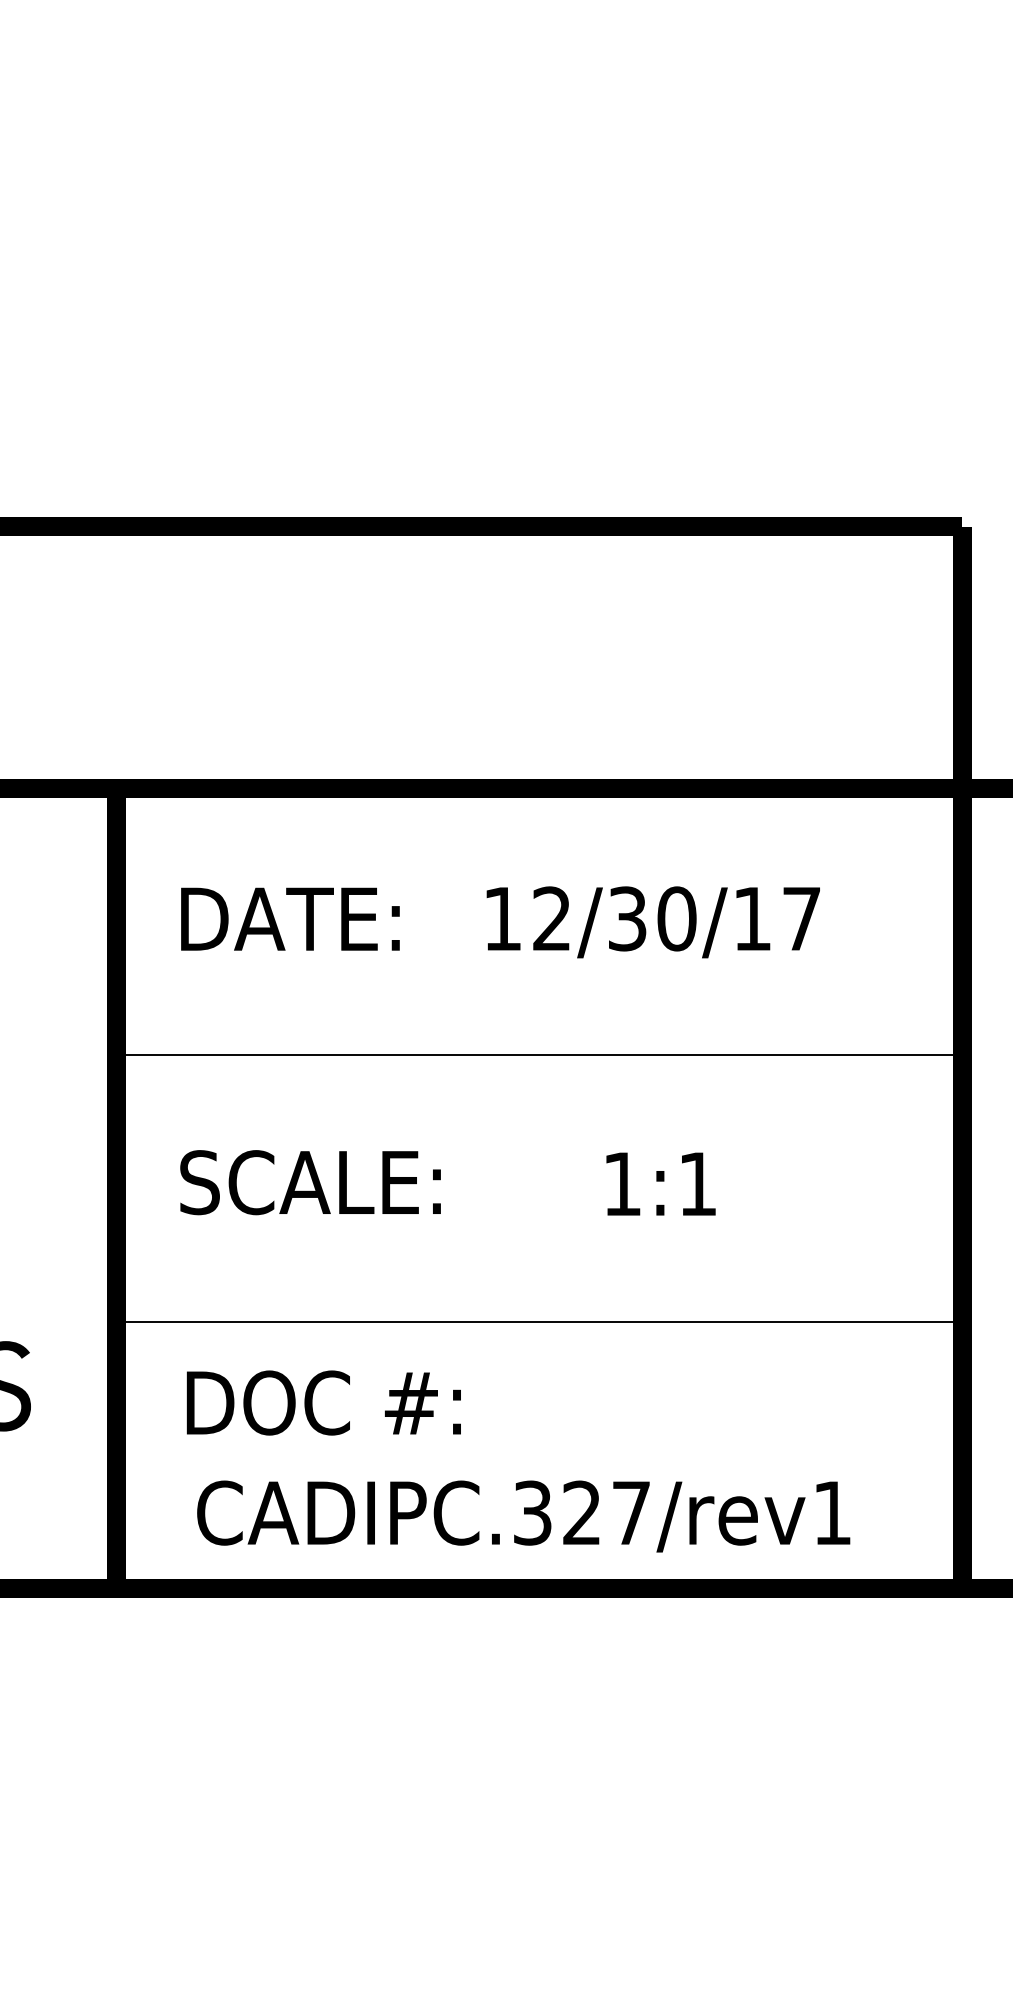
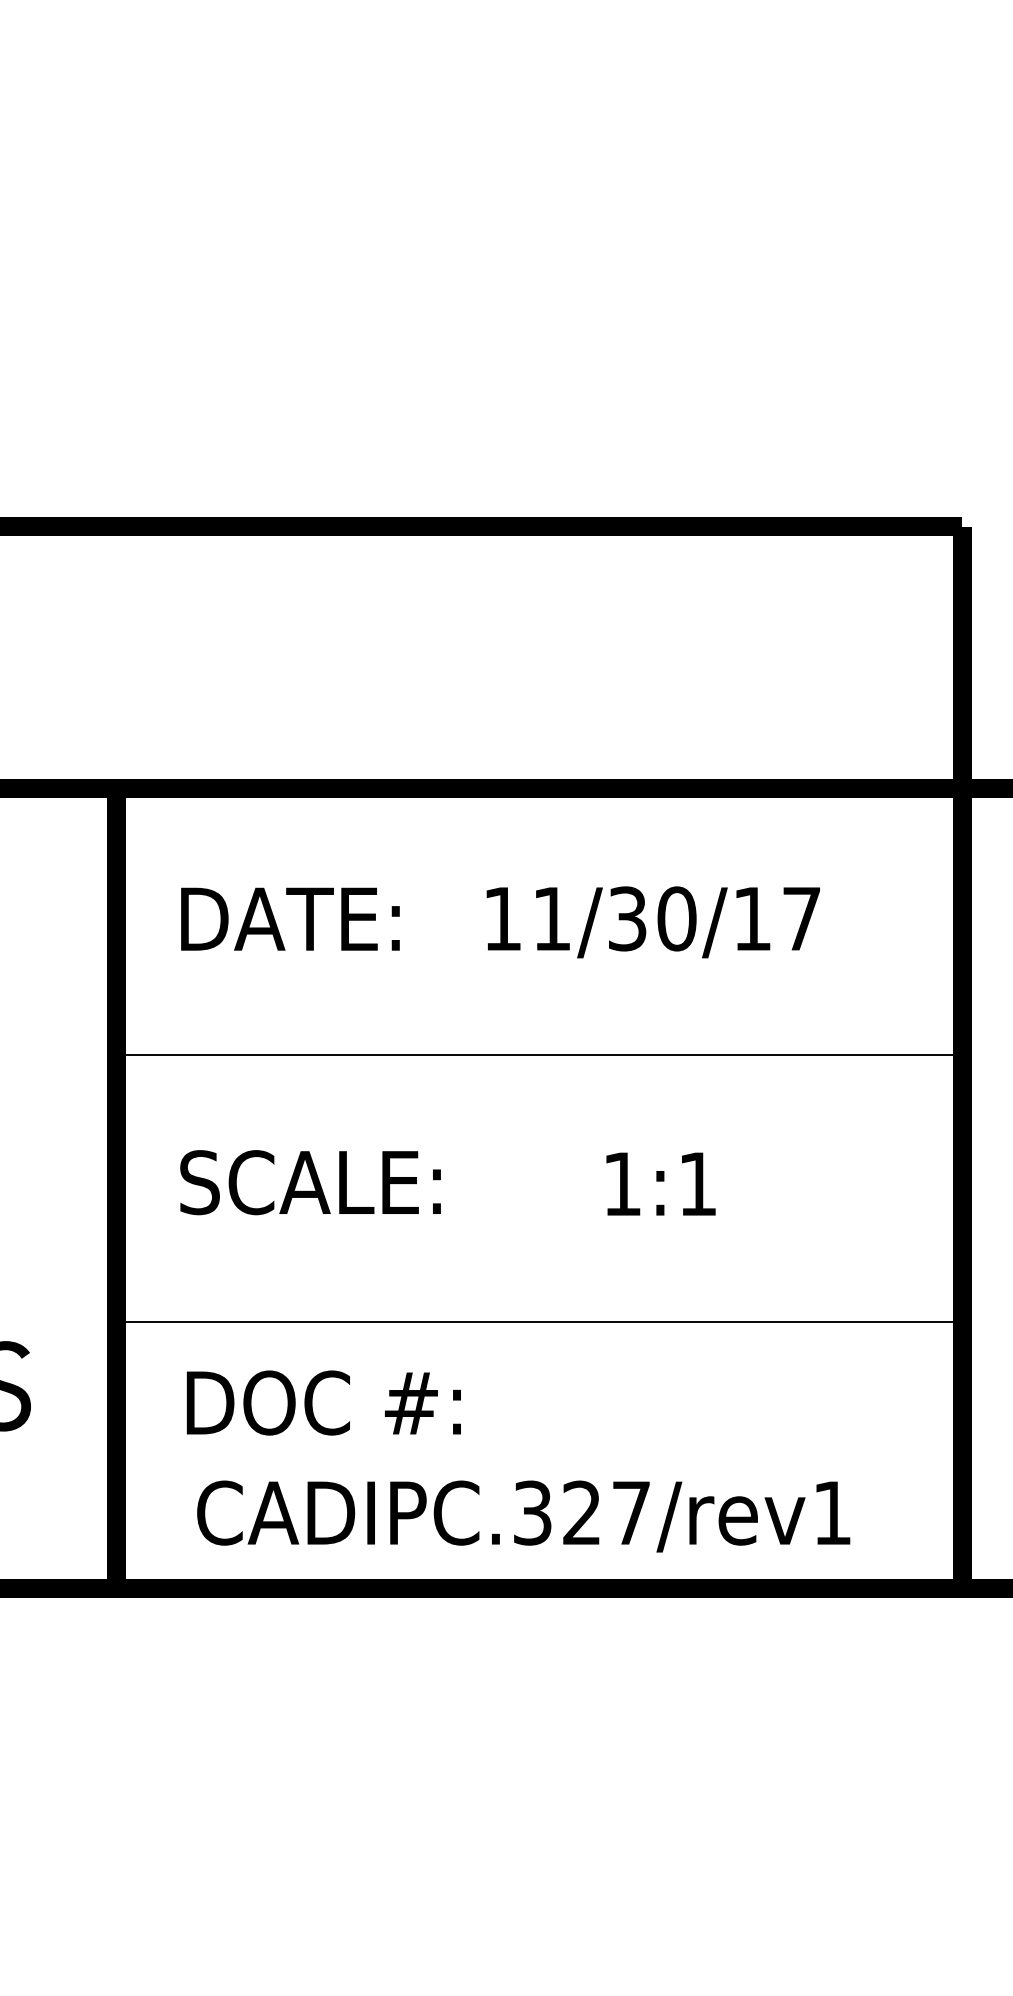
text: 12/30/17 -> 11/30/17 (551, 918)
